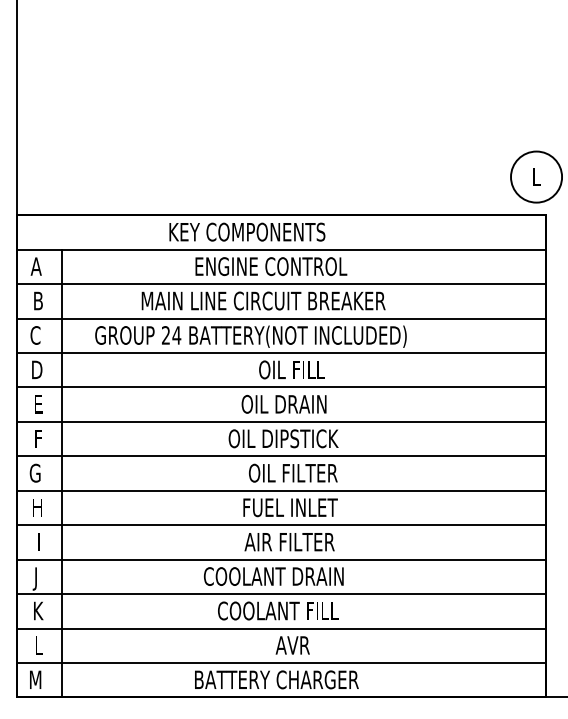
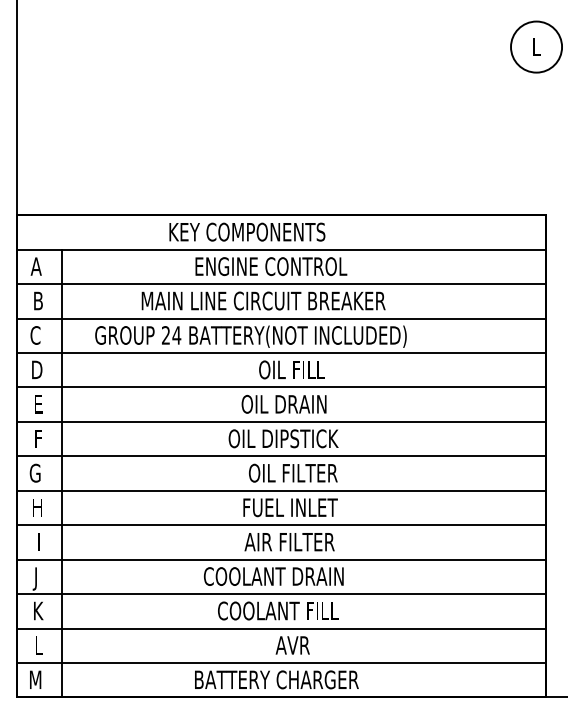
part position: (536, 176) -> (536, 46) (536, 46)
